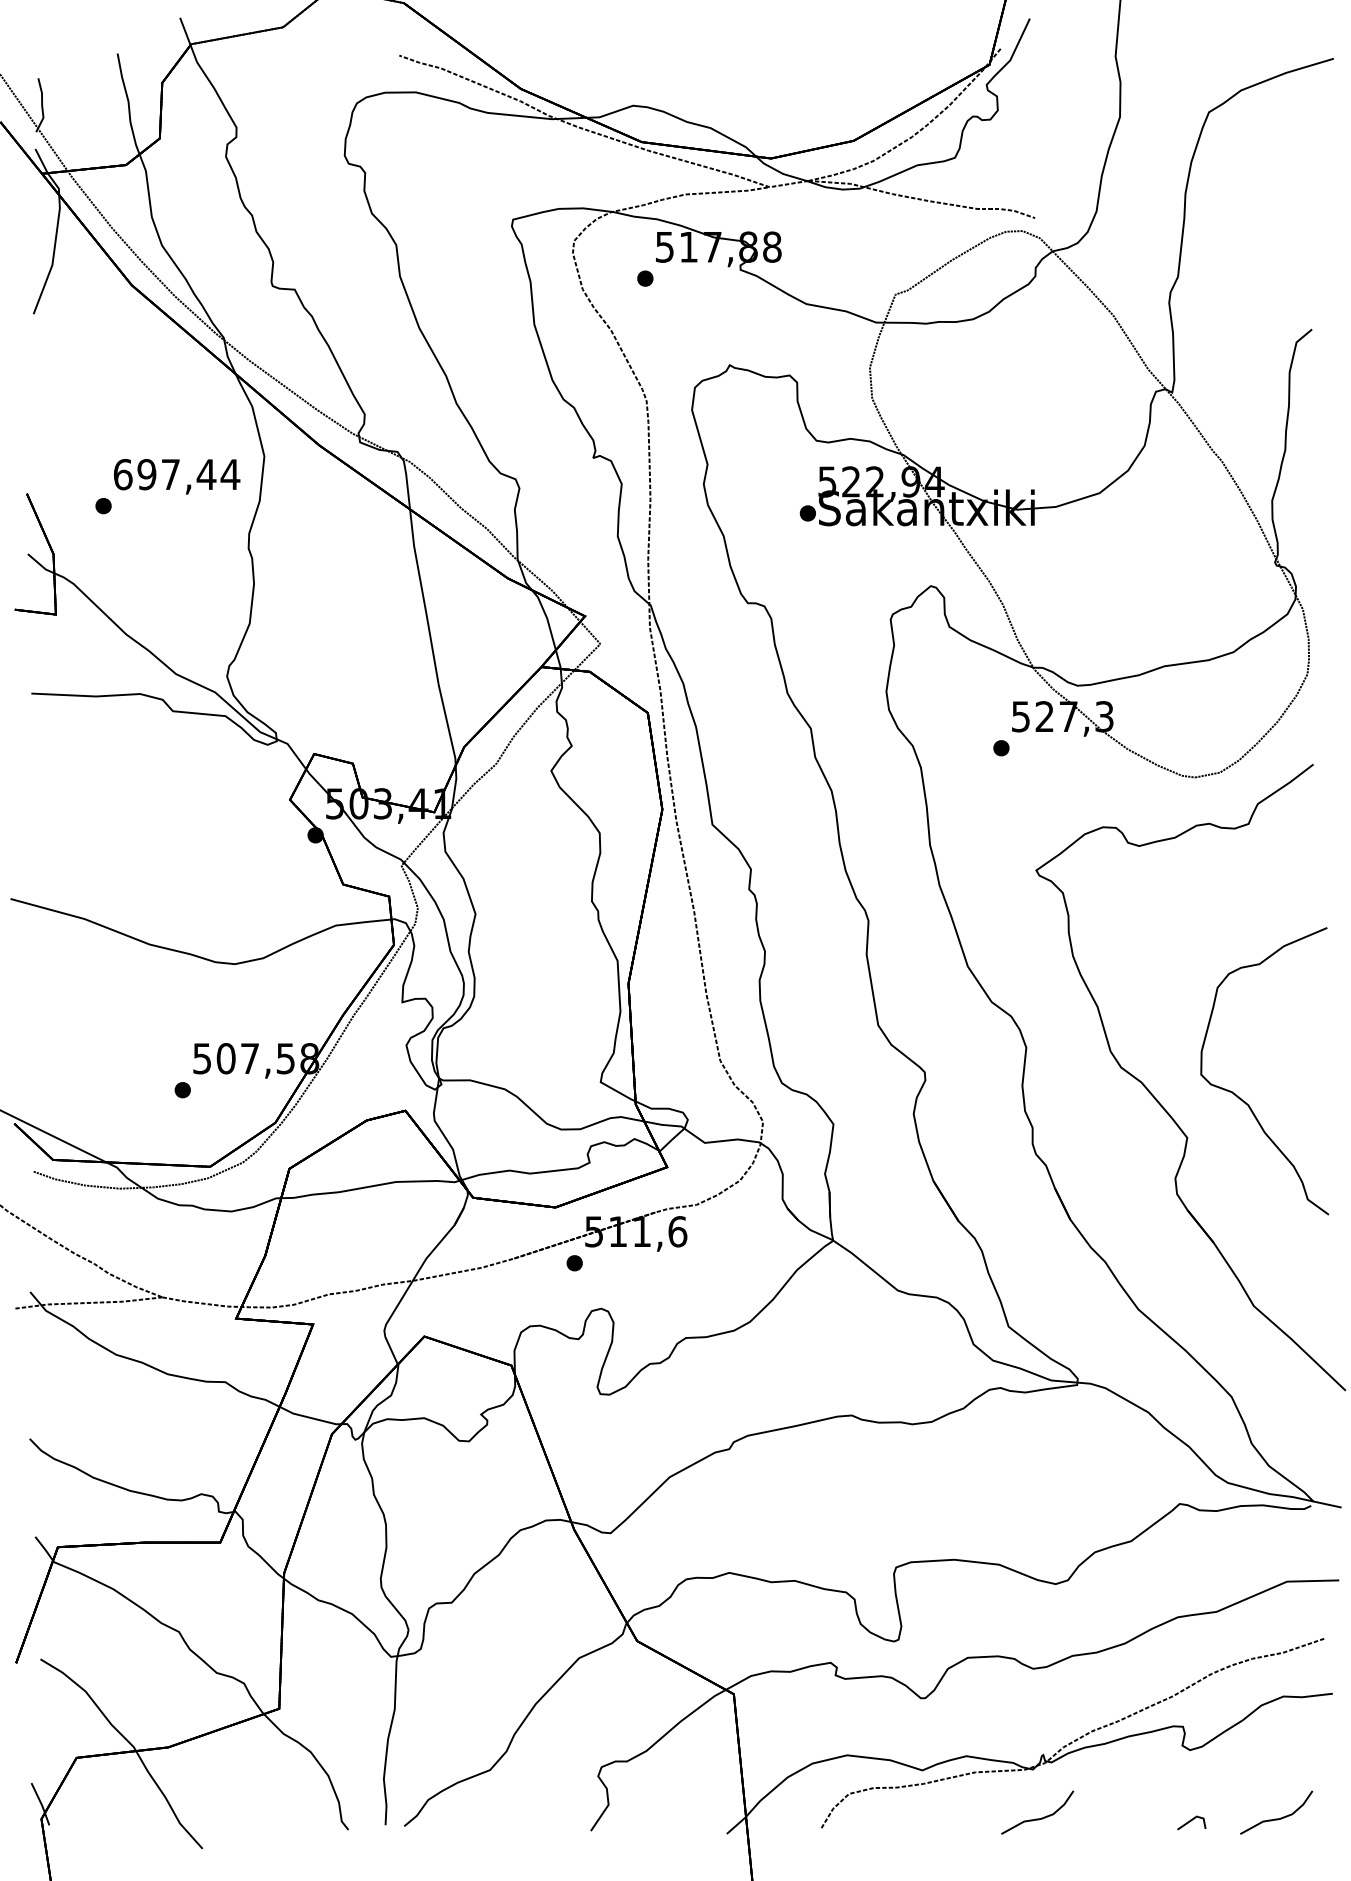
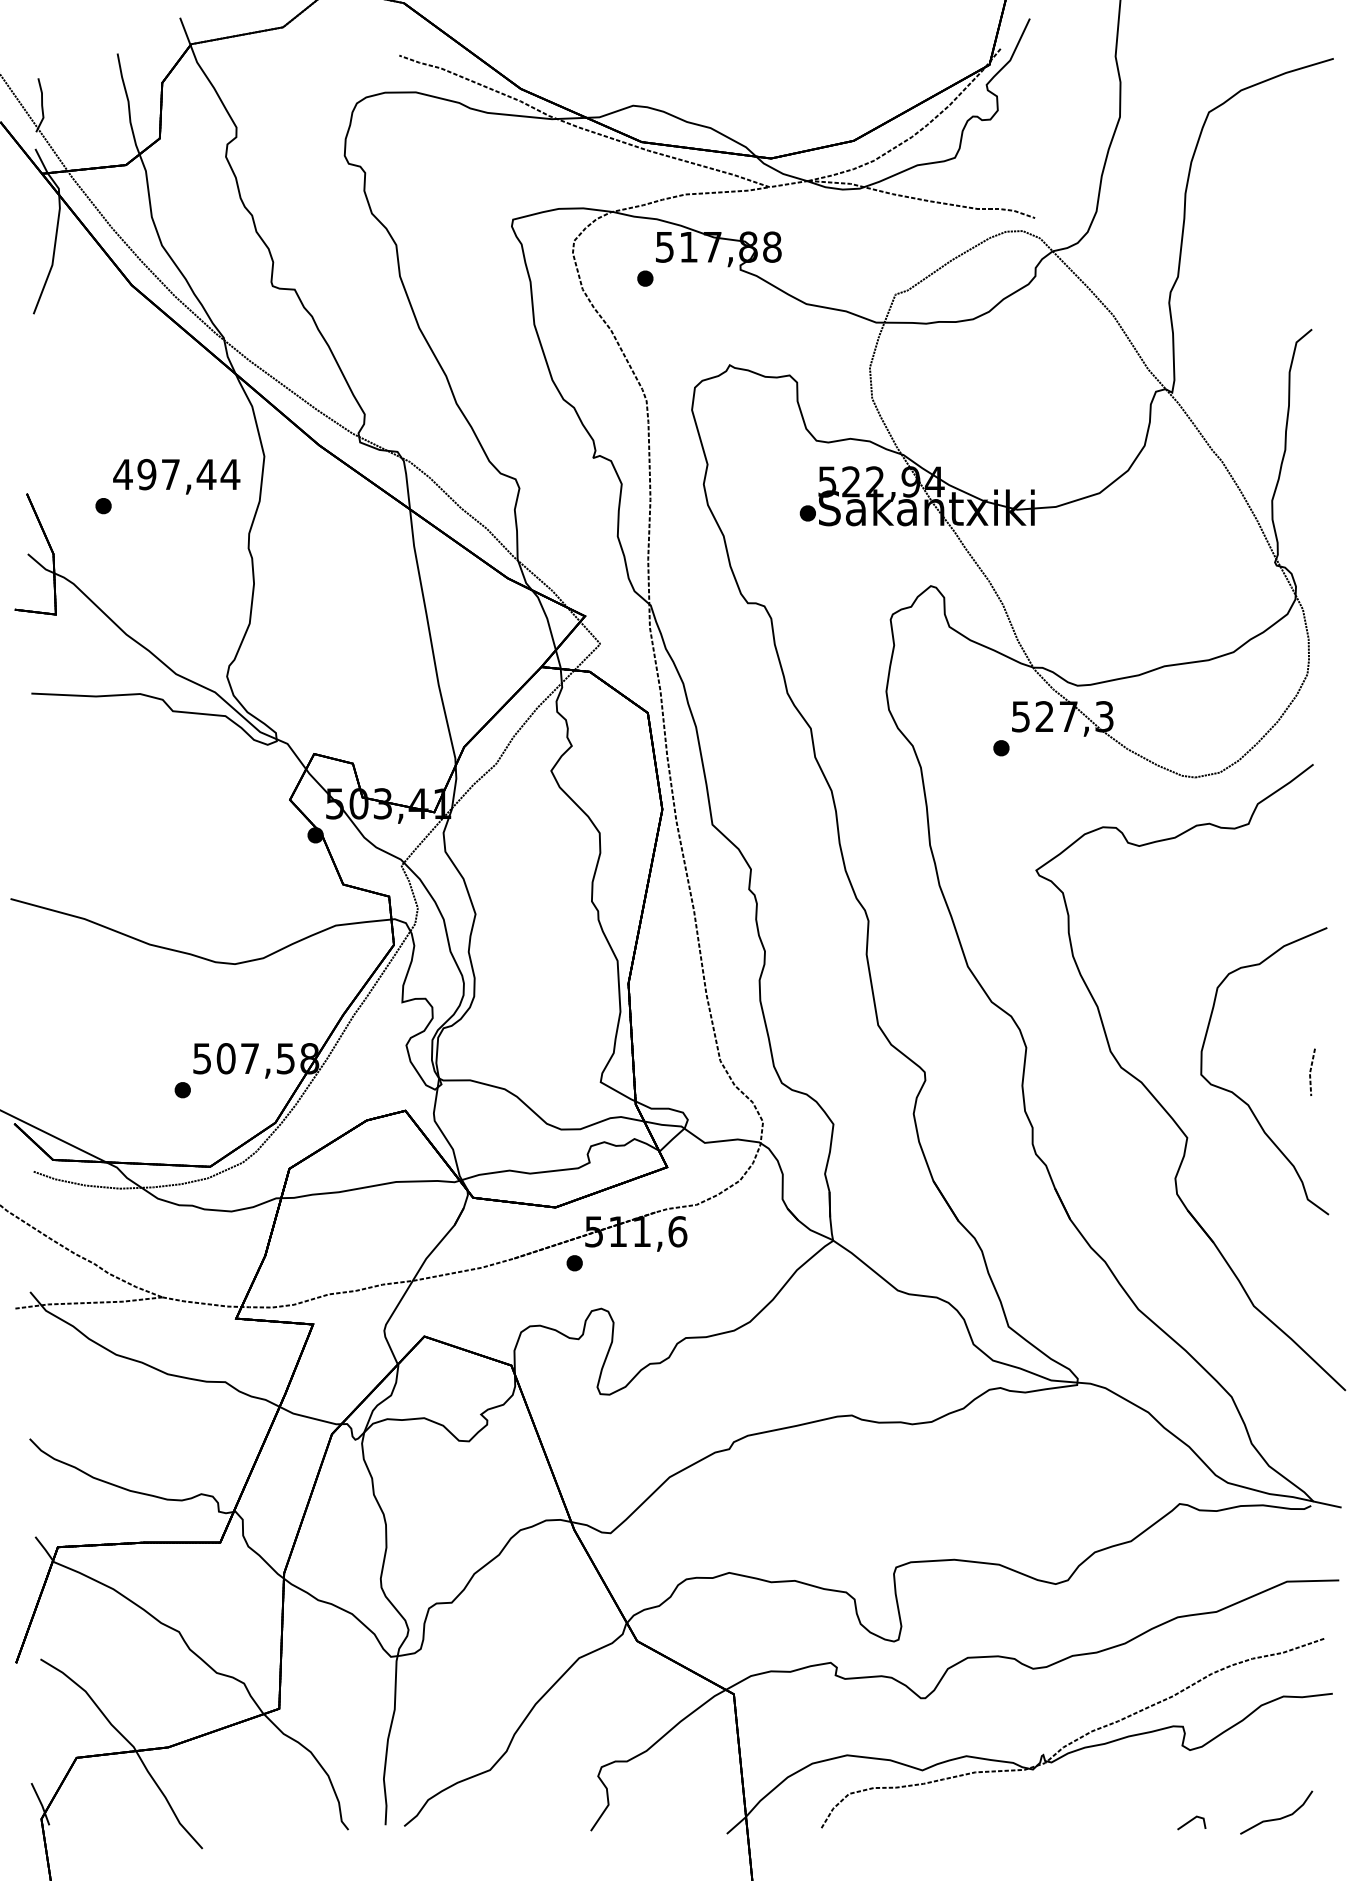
text: 697,44 -> 497,44 (122, 474)
line: none -> present (1311, 1071)
curve: present -> none (1037, 1818)
